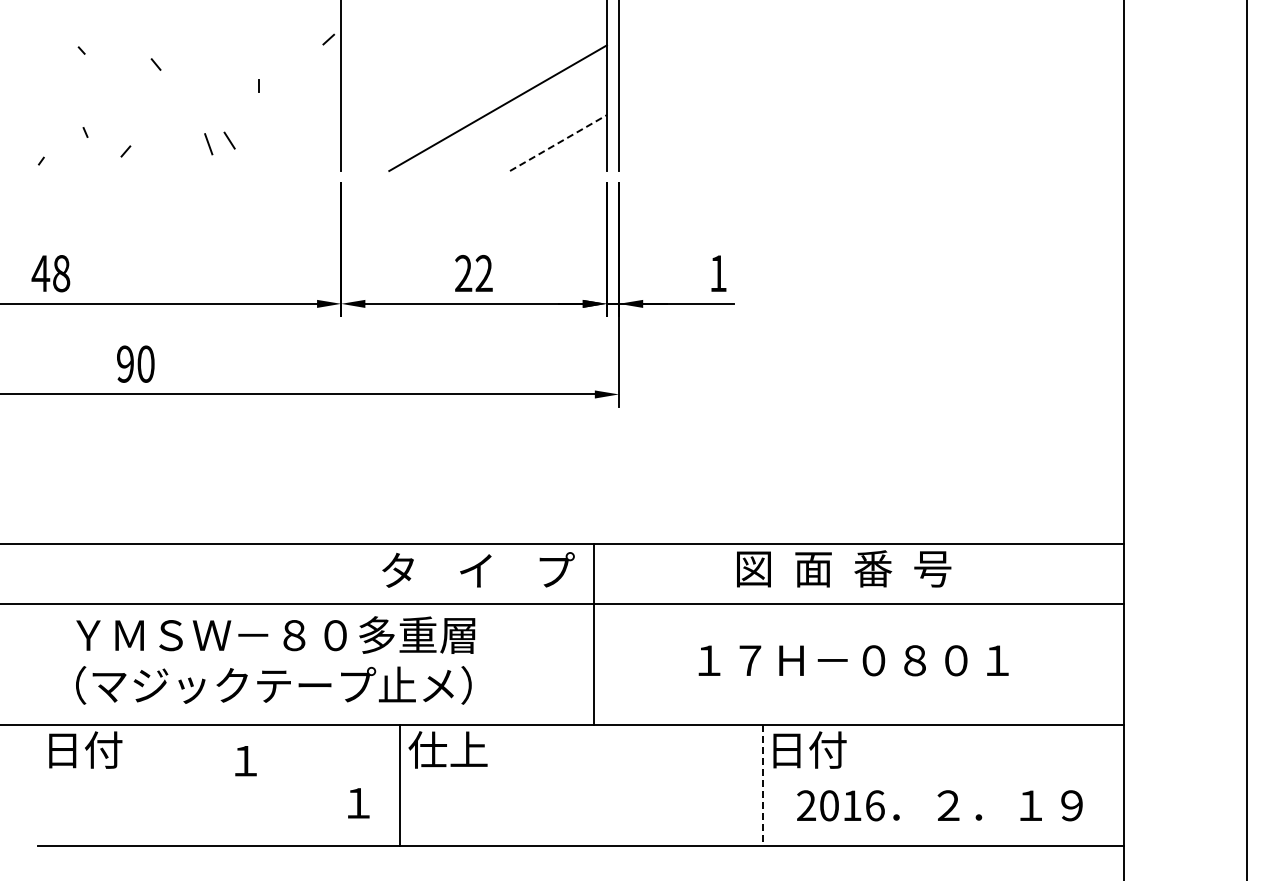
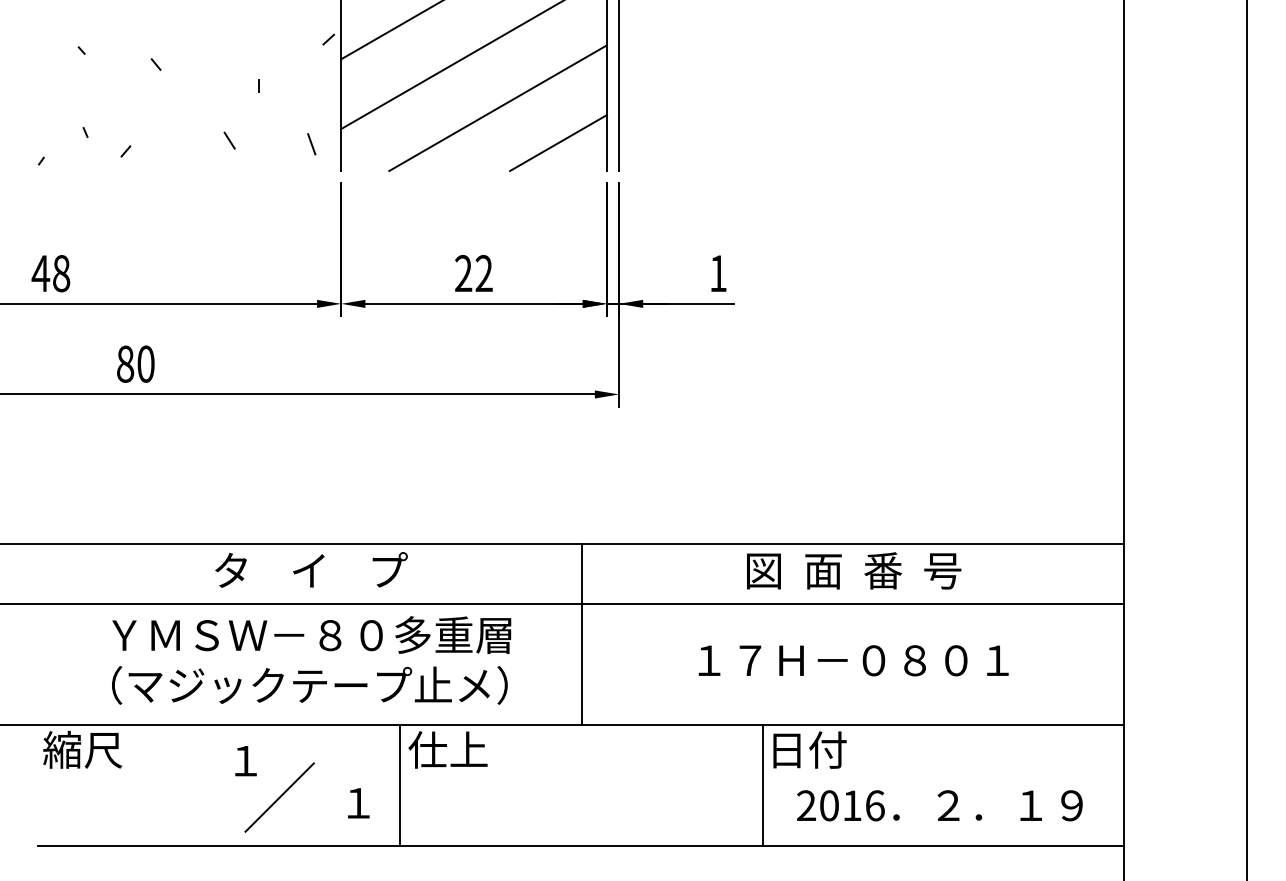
line: none -> present (390, 30)
line: none -> present (450, 65)
line: dashed -> solid (558, 143)
line position: (208, 144) -> (311, 144) (311, 144)
text: 90 -> 80 (125, 363)
text position: (844, 568) -> (854, 570) (854, 570)
text position: (478, 569) -> (311, 569) (311, 569)
line position: (593, 634) -> (581, 634) (581, 634)
text position: (275, 660) -> (311, 660) (311, 660)
text: 日付 -> 縮尺 (82, 749)
line: dashed -> solid (762, 786)
line: none -> present (279, 797)
